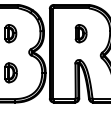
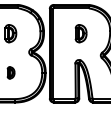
part size: 14x22 px -> 10x14 px (10, 72)
